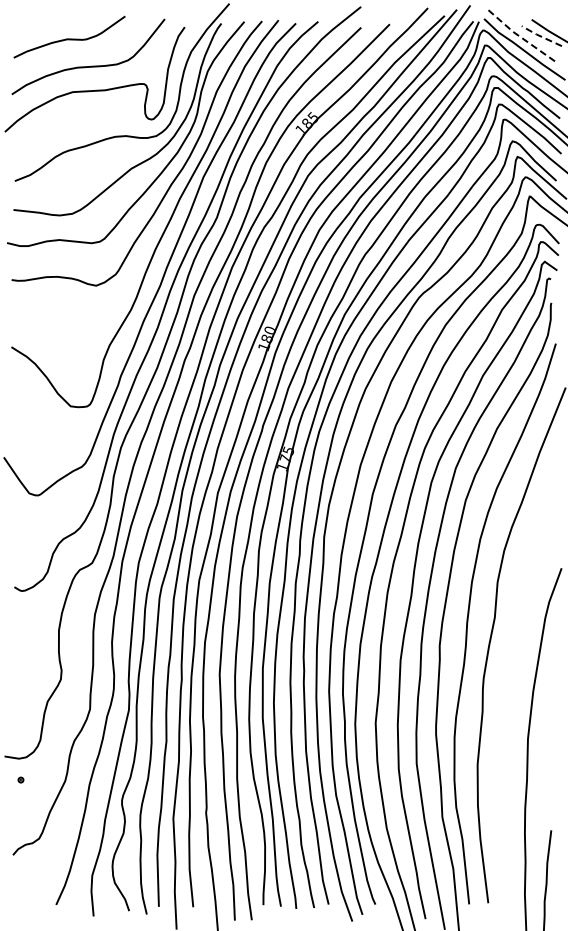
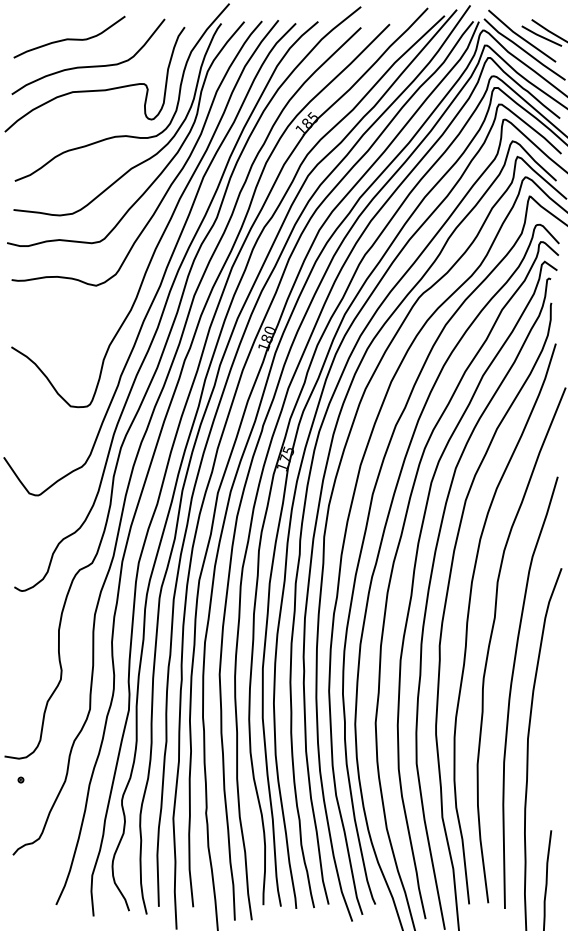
line: dashed -> solid (540, 36)
line: dashed -> solid (521, 37)
curve: none -> present (511, 692)
